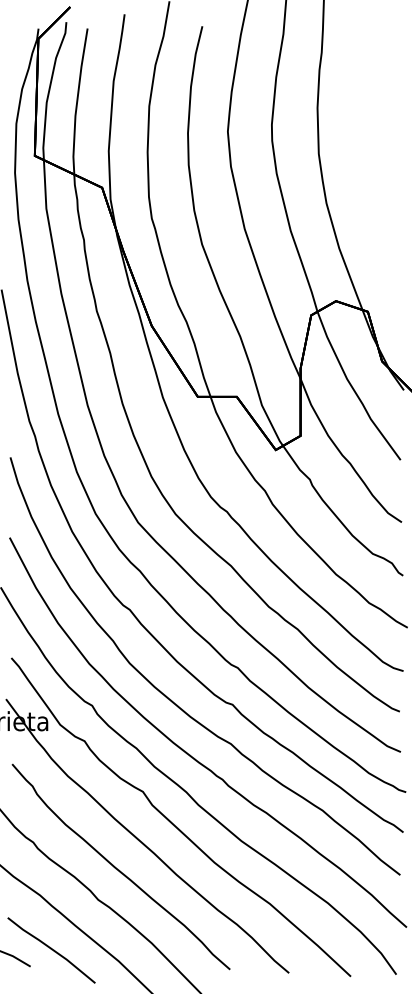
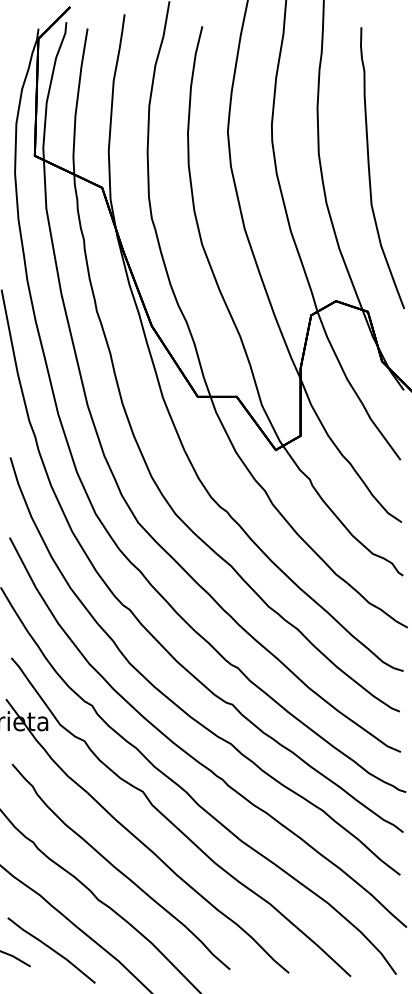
curve: none -> present (370, 171)
